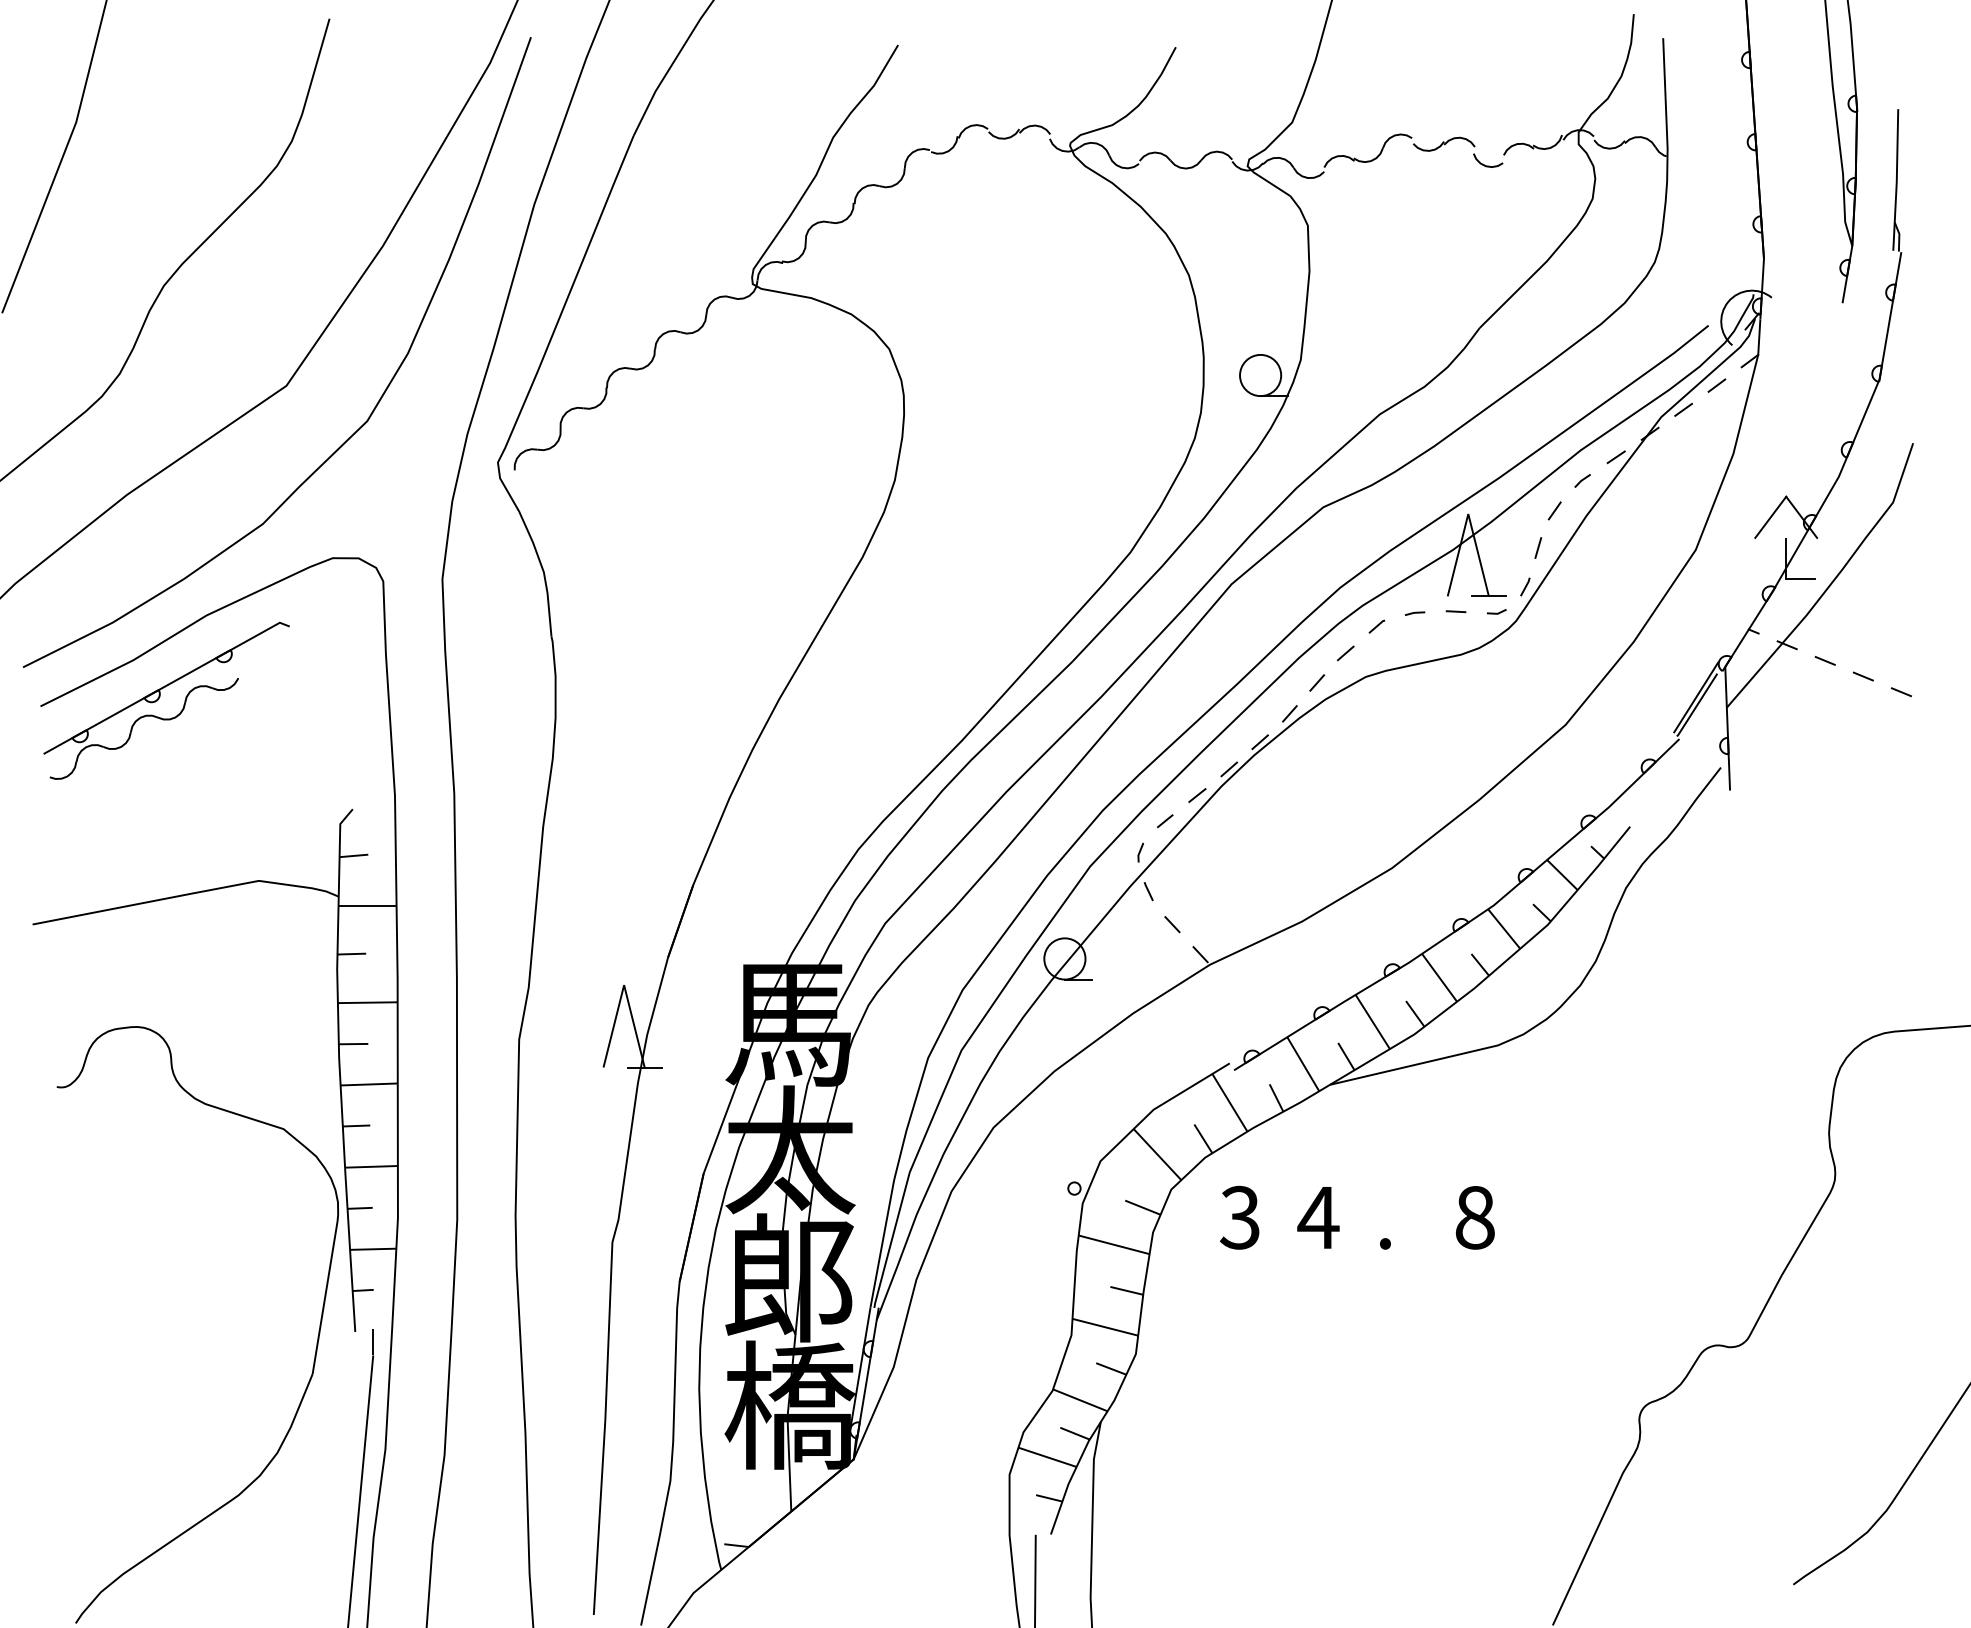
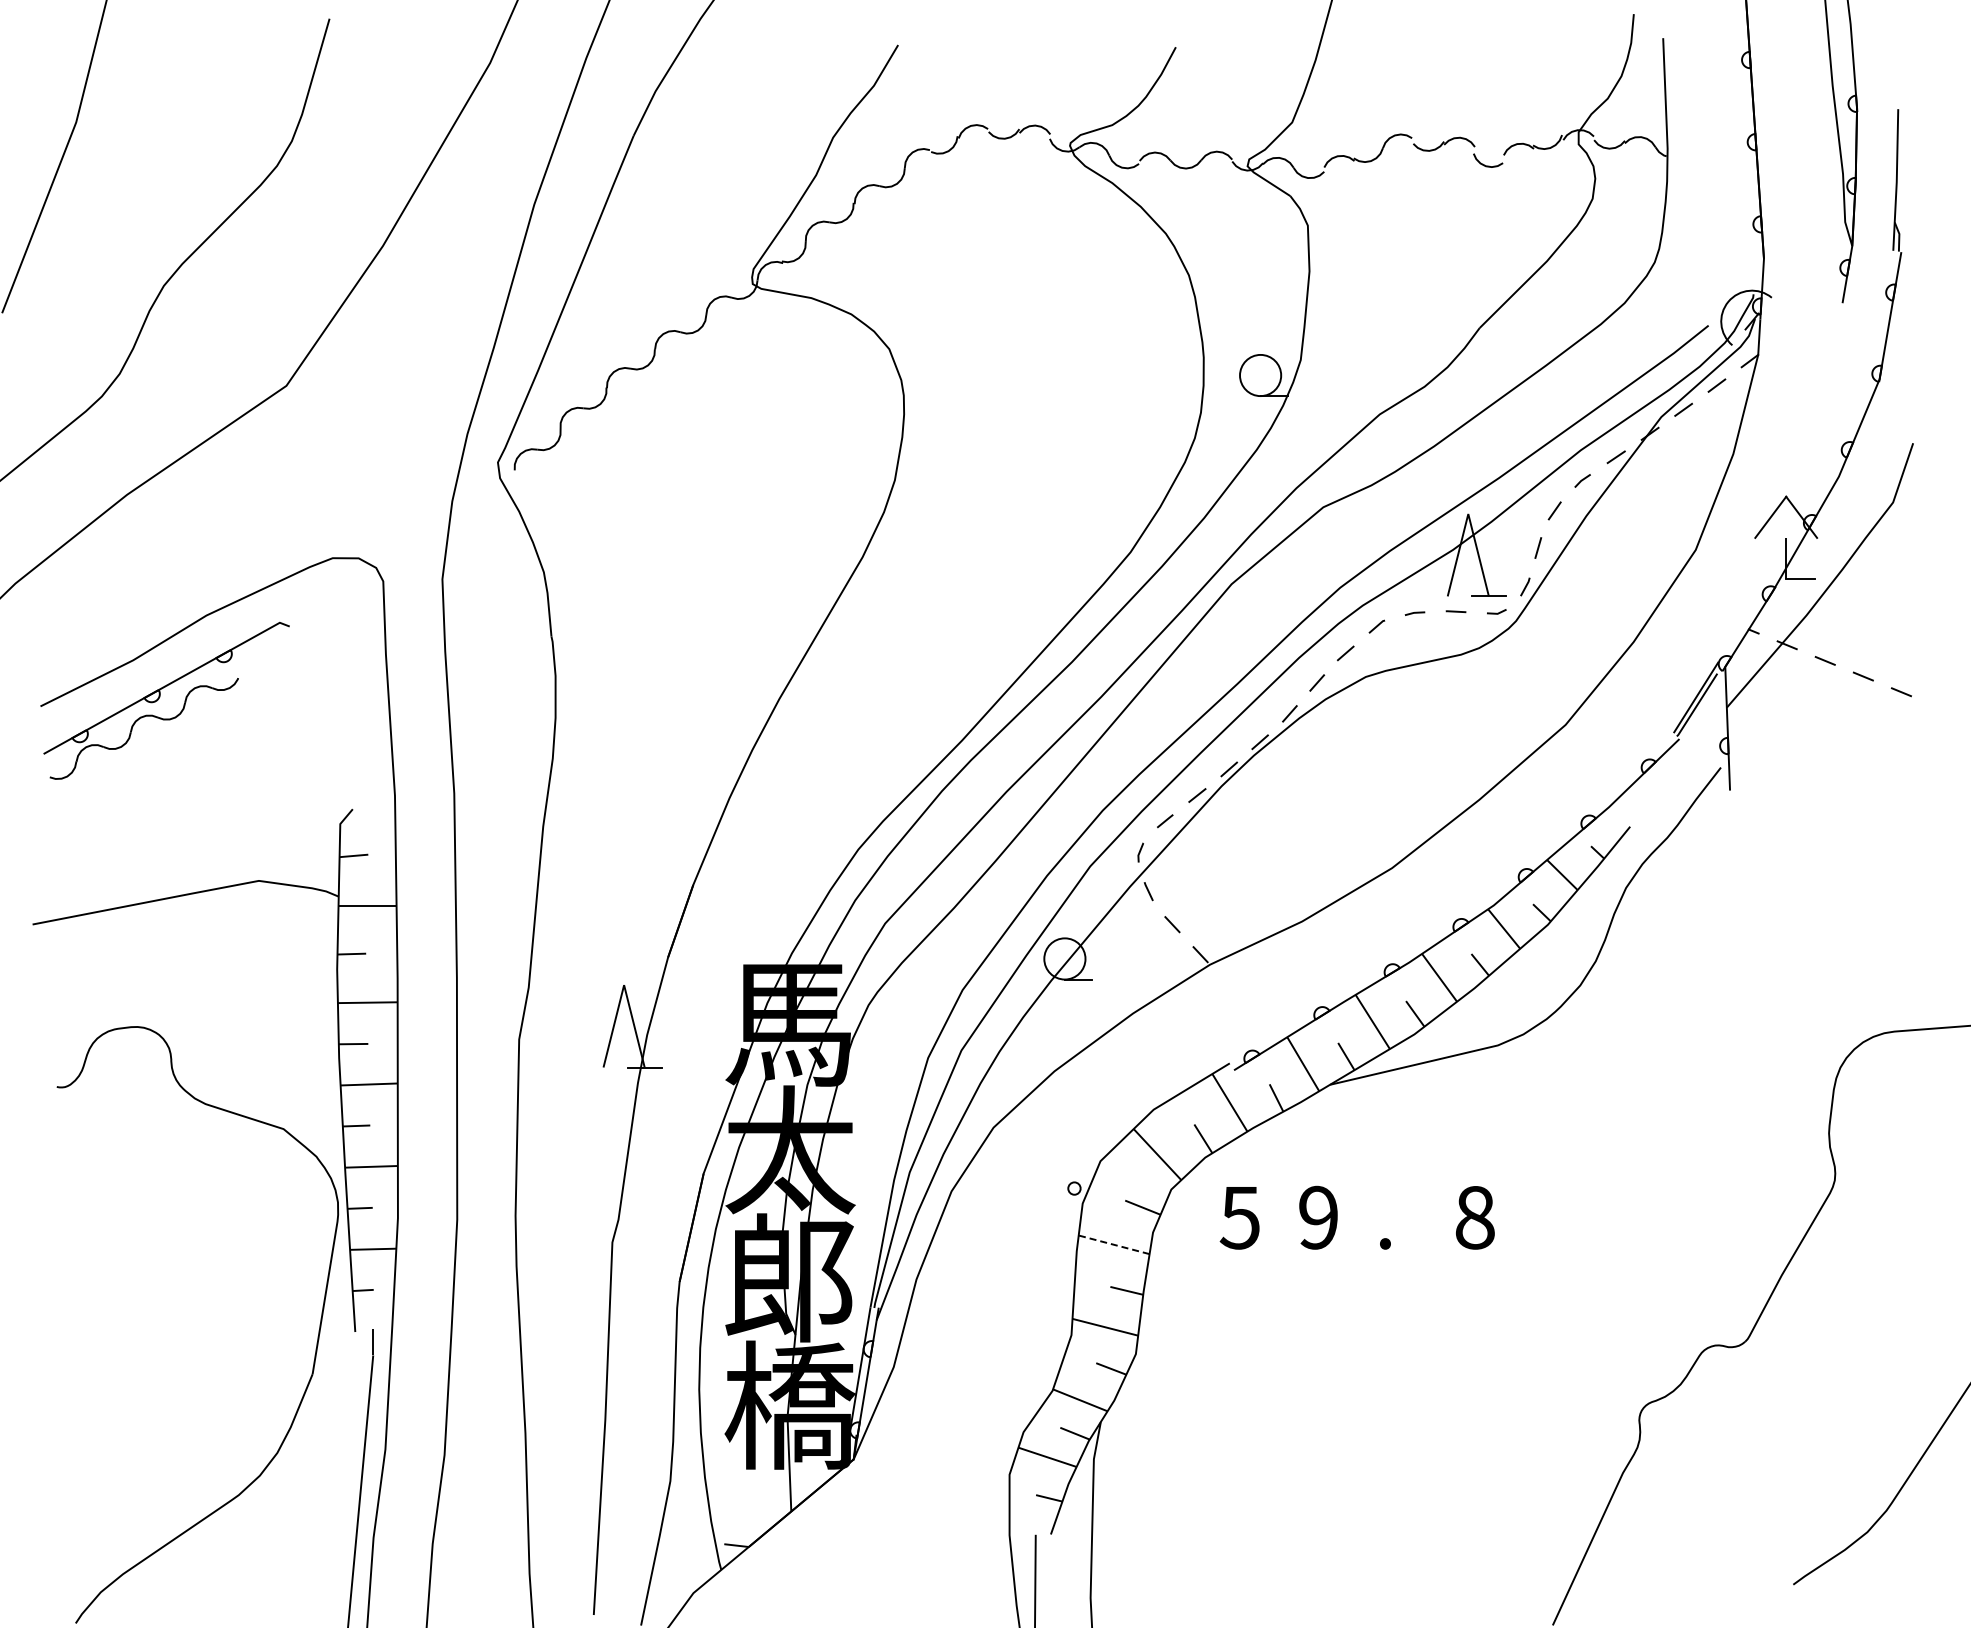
curve: present -> none (348, 437)
text: 3 -> 5 (1239, 1217)
text: 4 -> 9 (1318, 1217)
line: solid -> dashed (1114, 1244)
